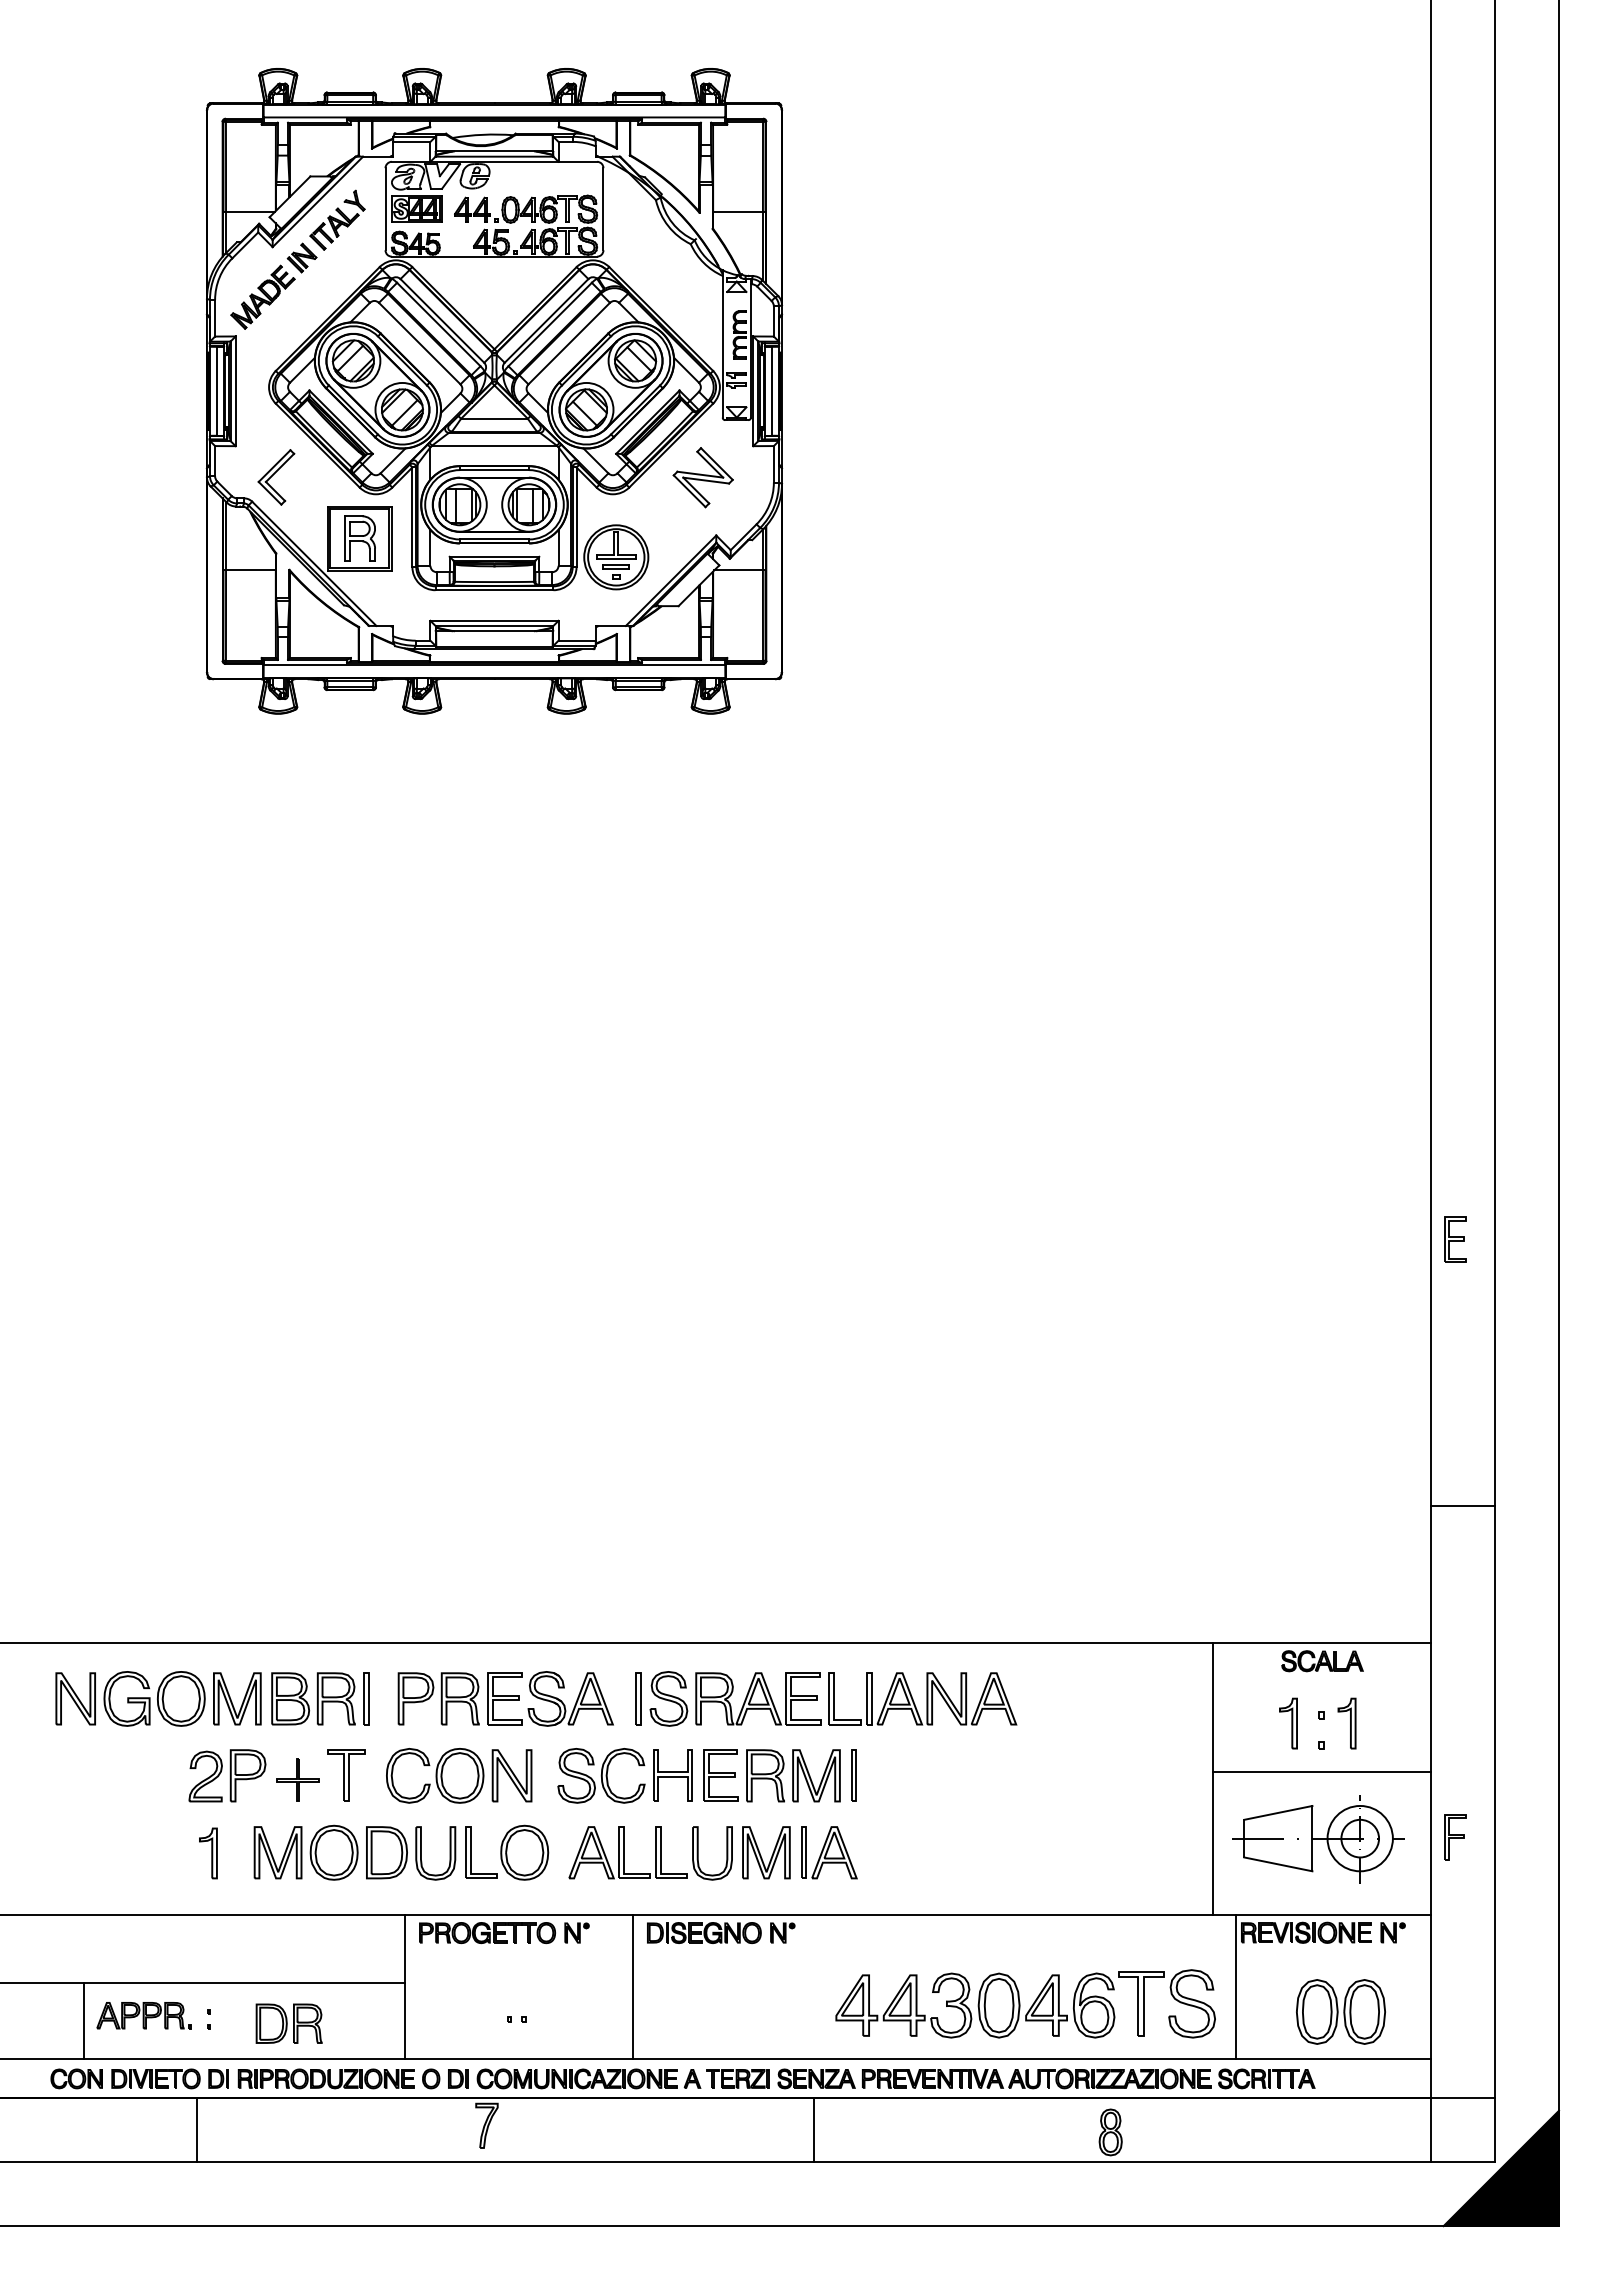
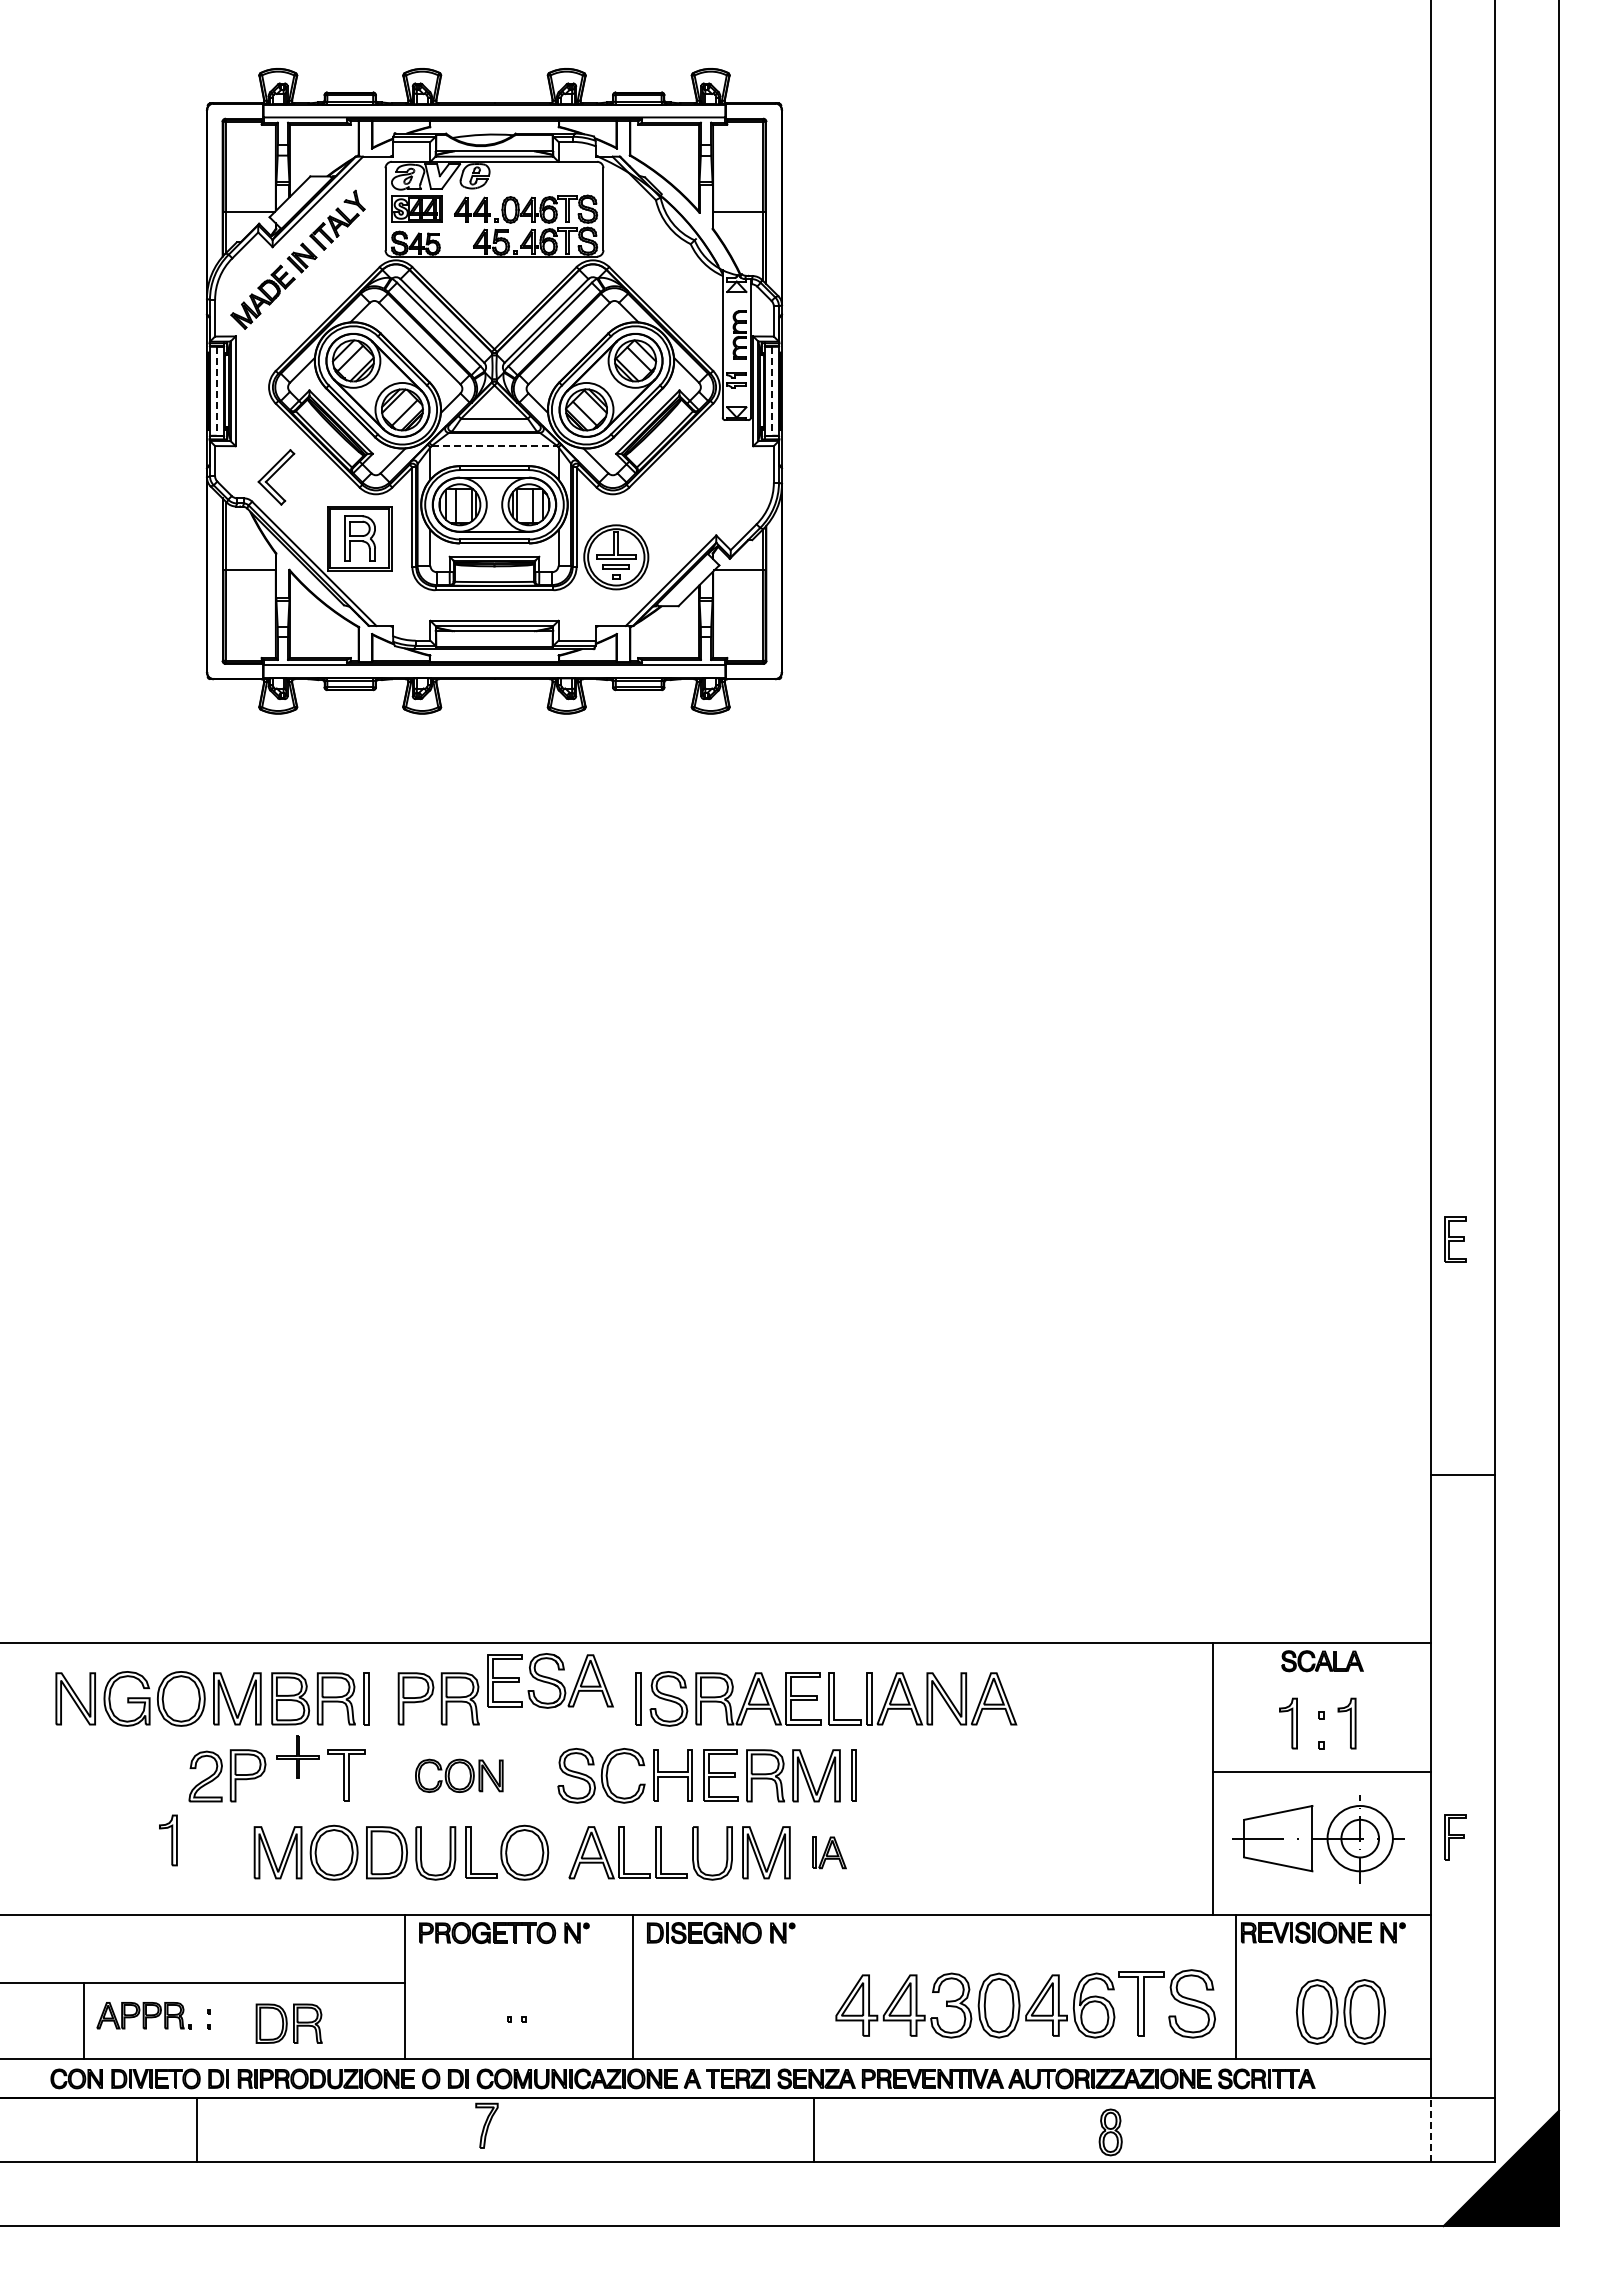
line: solid -> dashed (216, 391)
line: solid -> dashed (772, 391)
line: solid -> dashed (494, 445)
part: present -> none (702, 477)
line position: (1462, 1505) -> (1462, 1474) (1462, 1474)
part position: (550, 1698) -> (550, 1680) (550, 1680)
part size: 147x56 px -> 89x35 px (459, 1775)
part position: (297, 1779) -> (297, 1756) (297, 1756)
part size: 57x54 px -> 35x34 px (829, 1852)
part position: (208, 1853) -> (168, 1840) (168, 1840)
line: solid -> dashed (1430, 2129)
